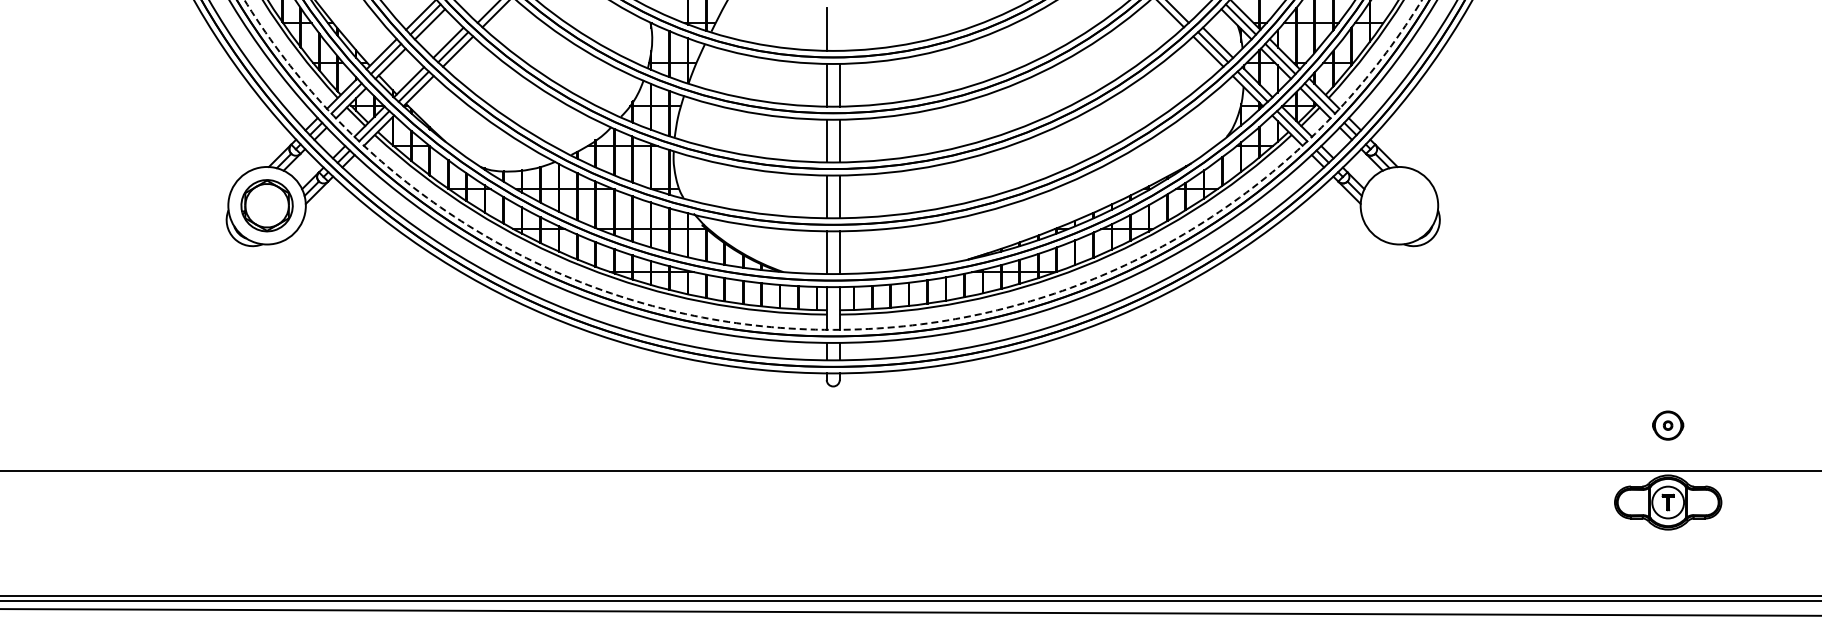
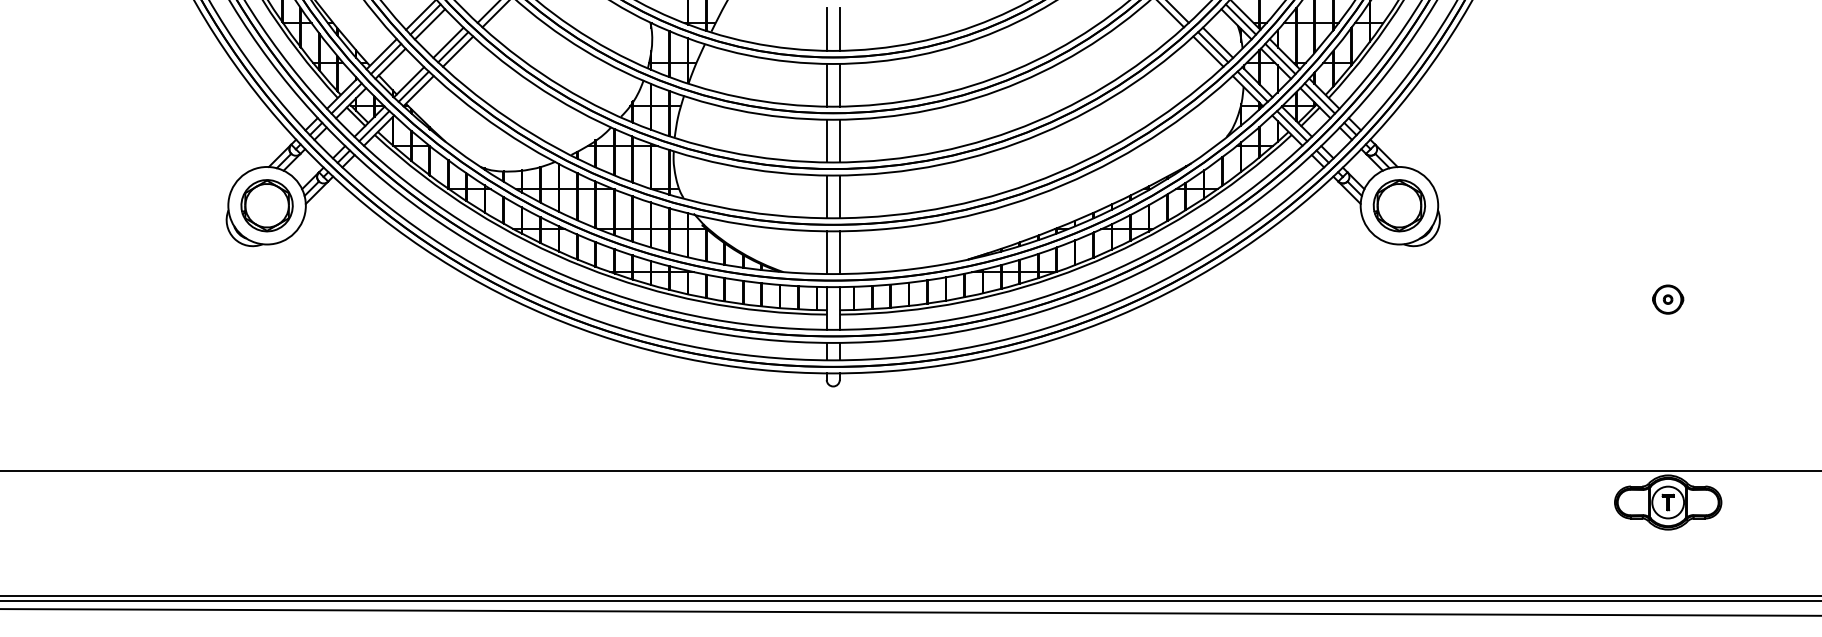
line: none -> present (839, 29)
circle: dashed -> solid (833, 164)
part: none -> present (1399, 205)
part position: (1668, 425) -> (1668, 299) (1668, 299)
